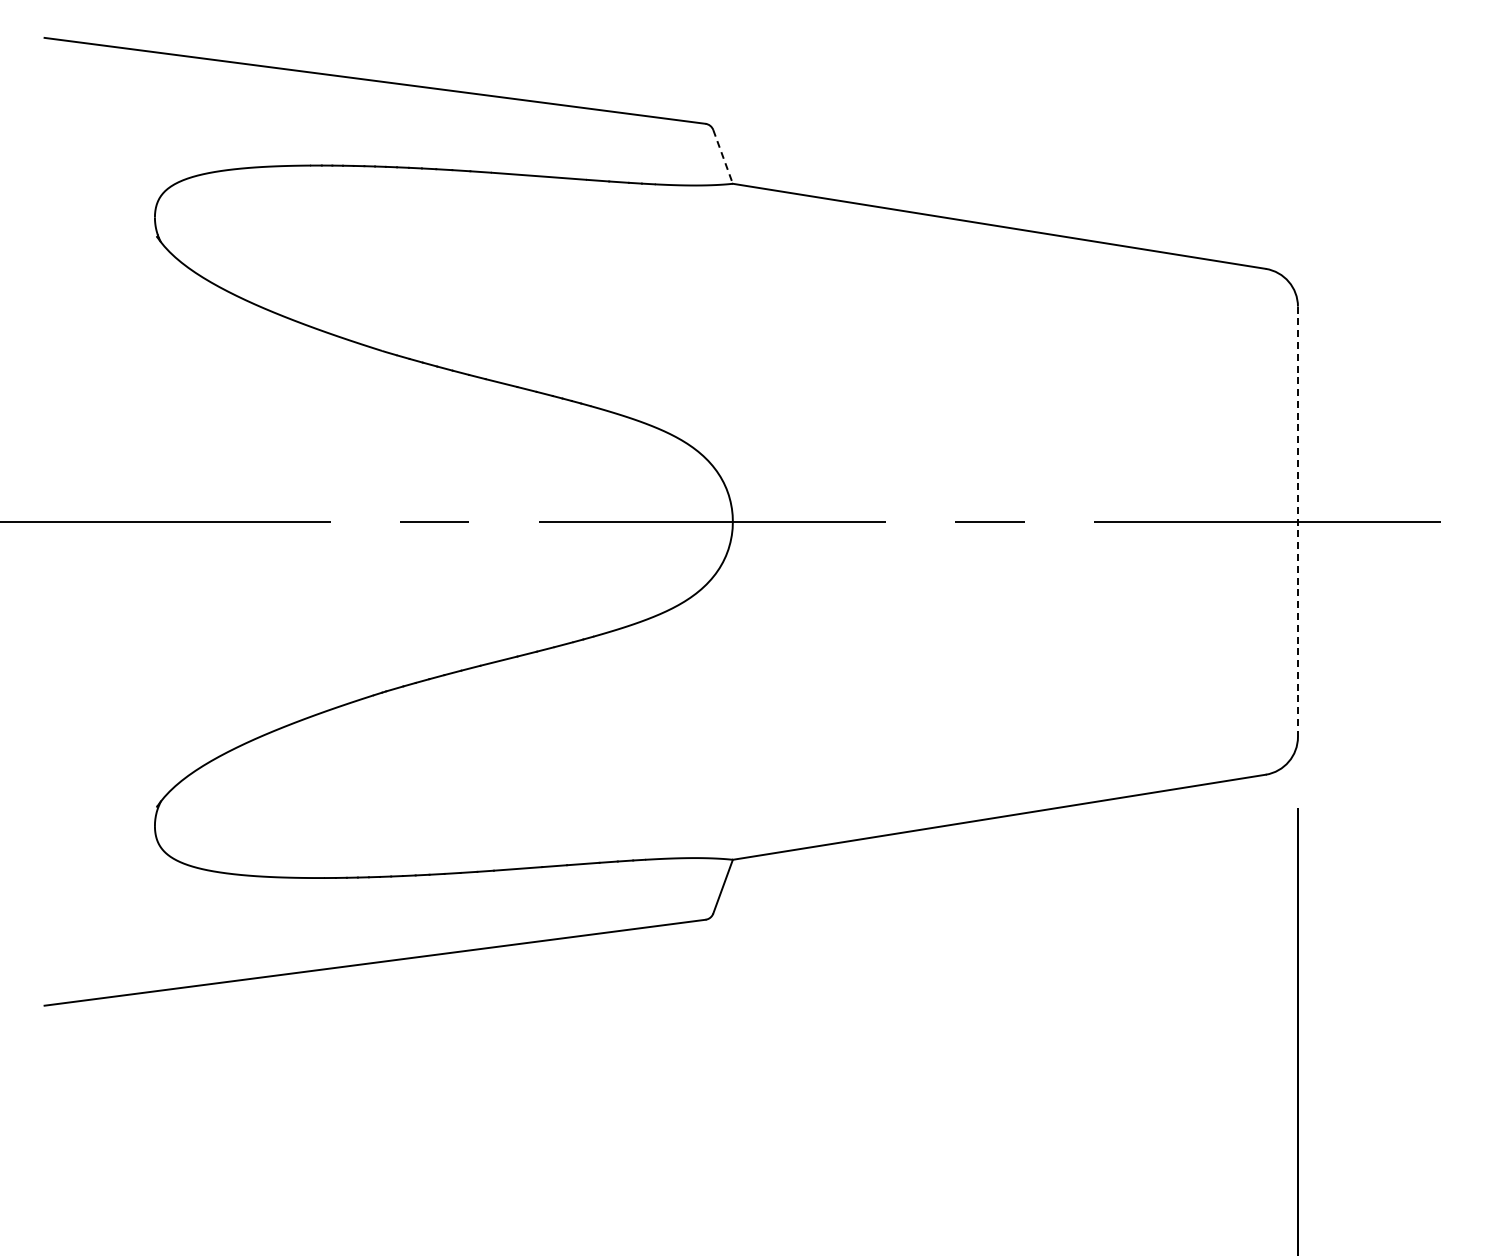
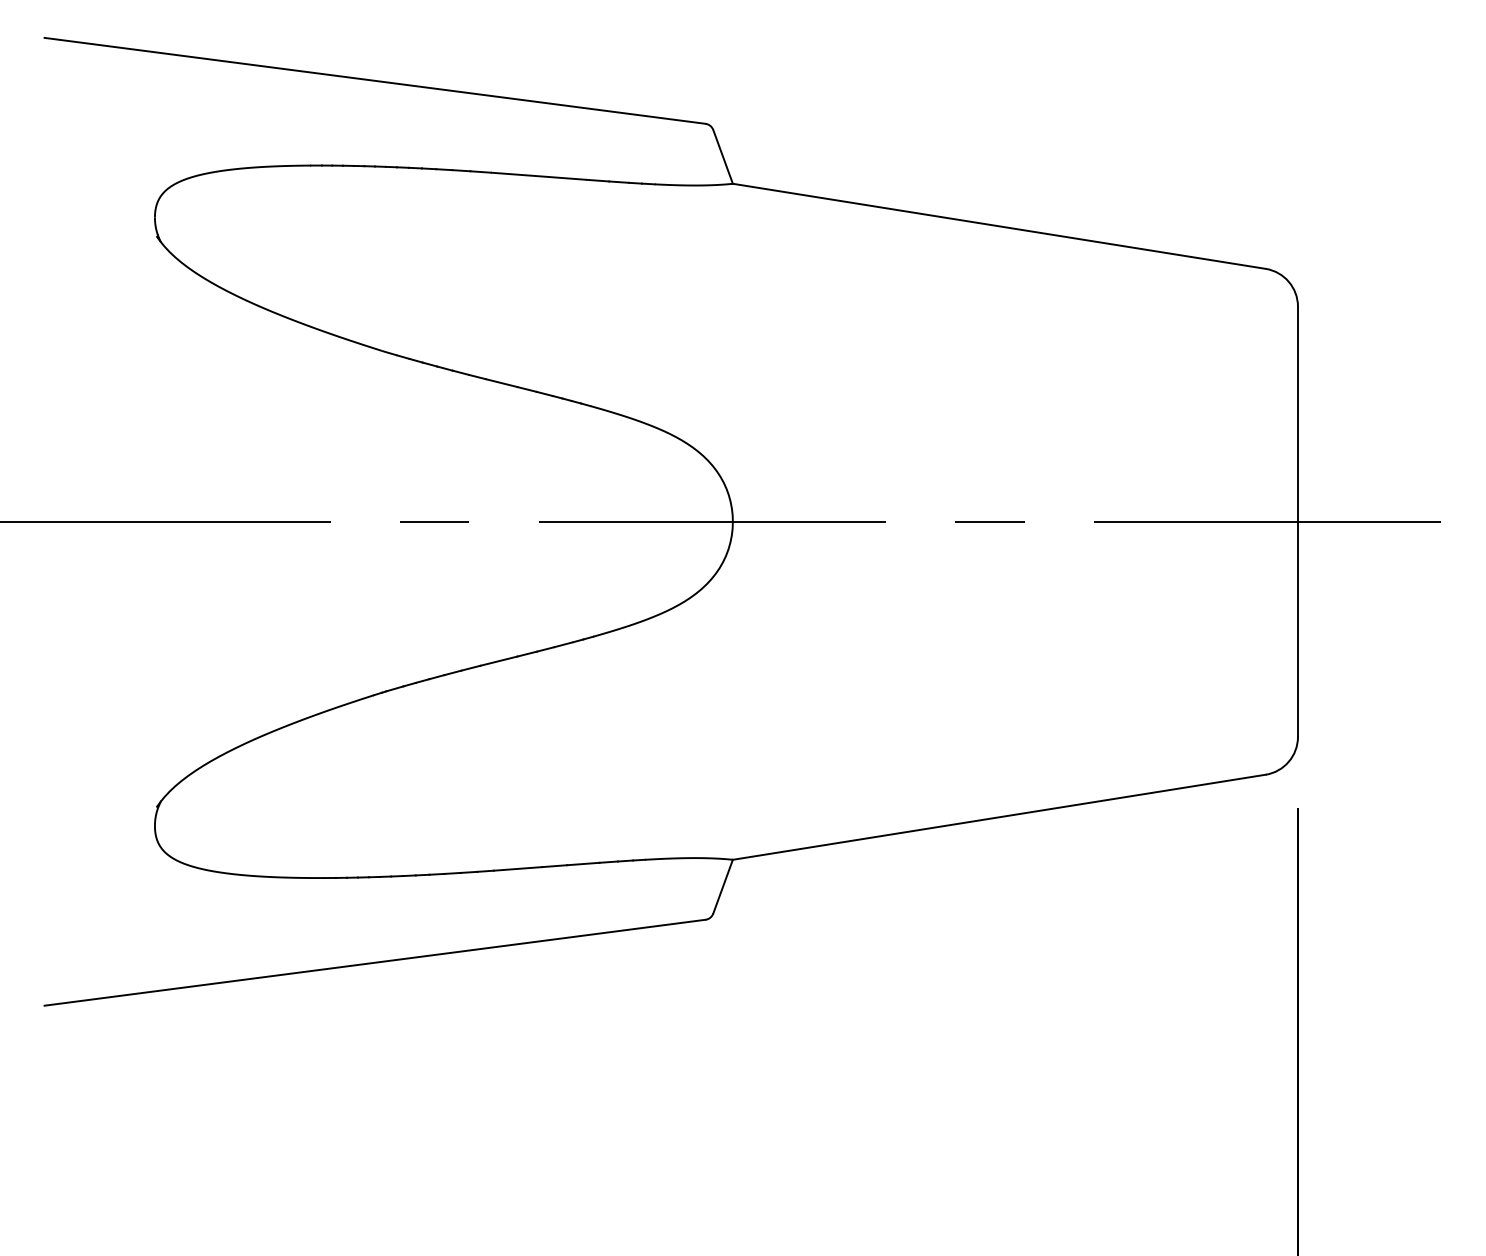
line: dashed -> solid (723, 156)
line: dashed -> solid (1297, 522)
